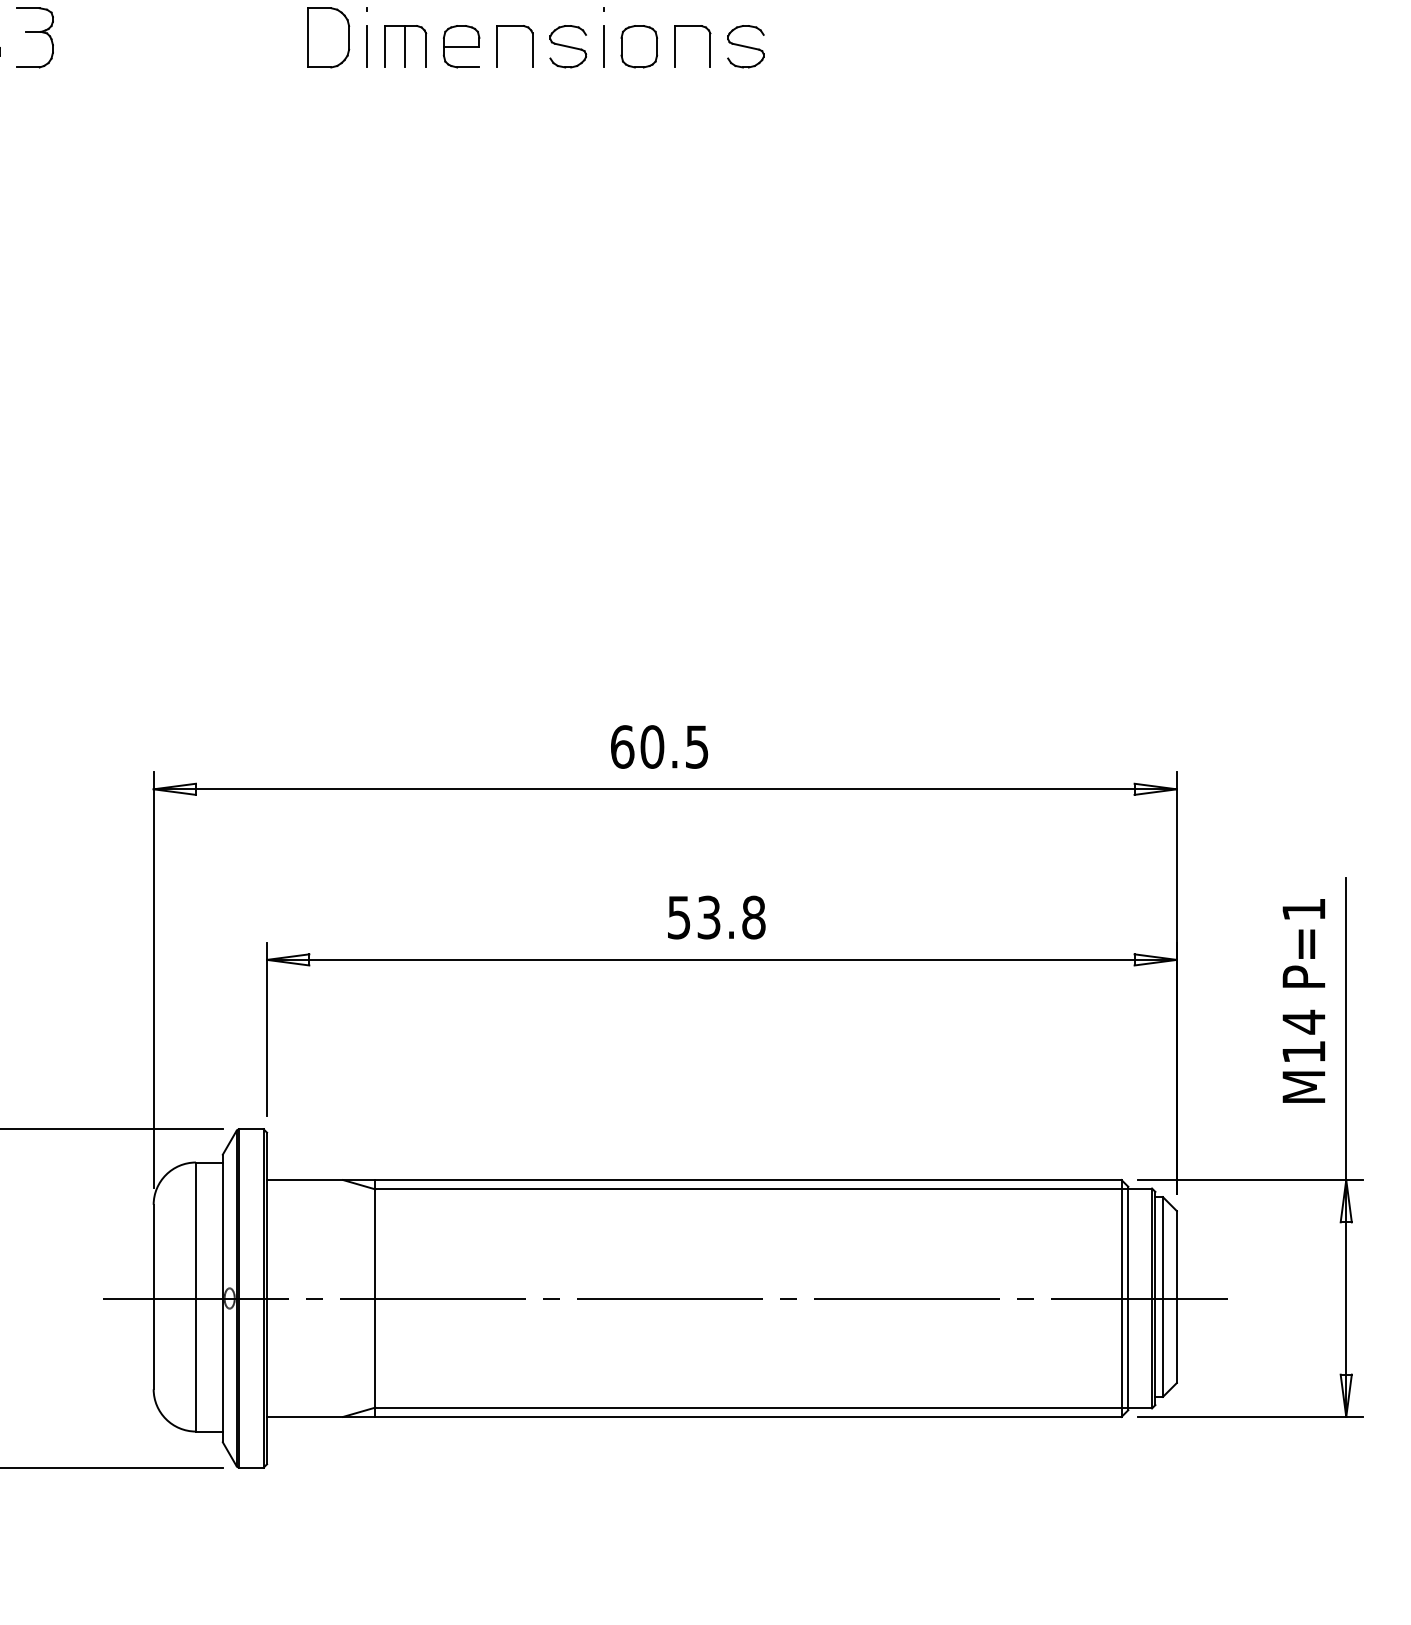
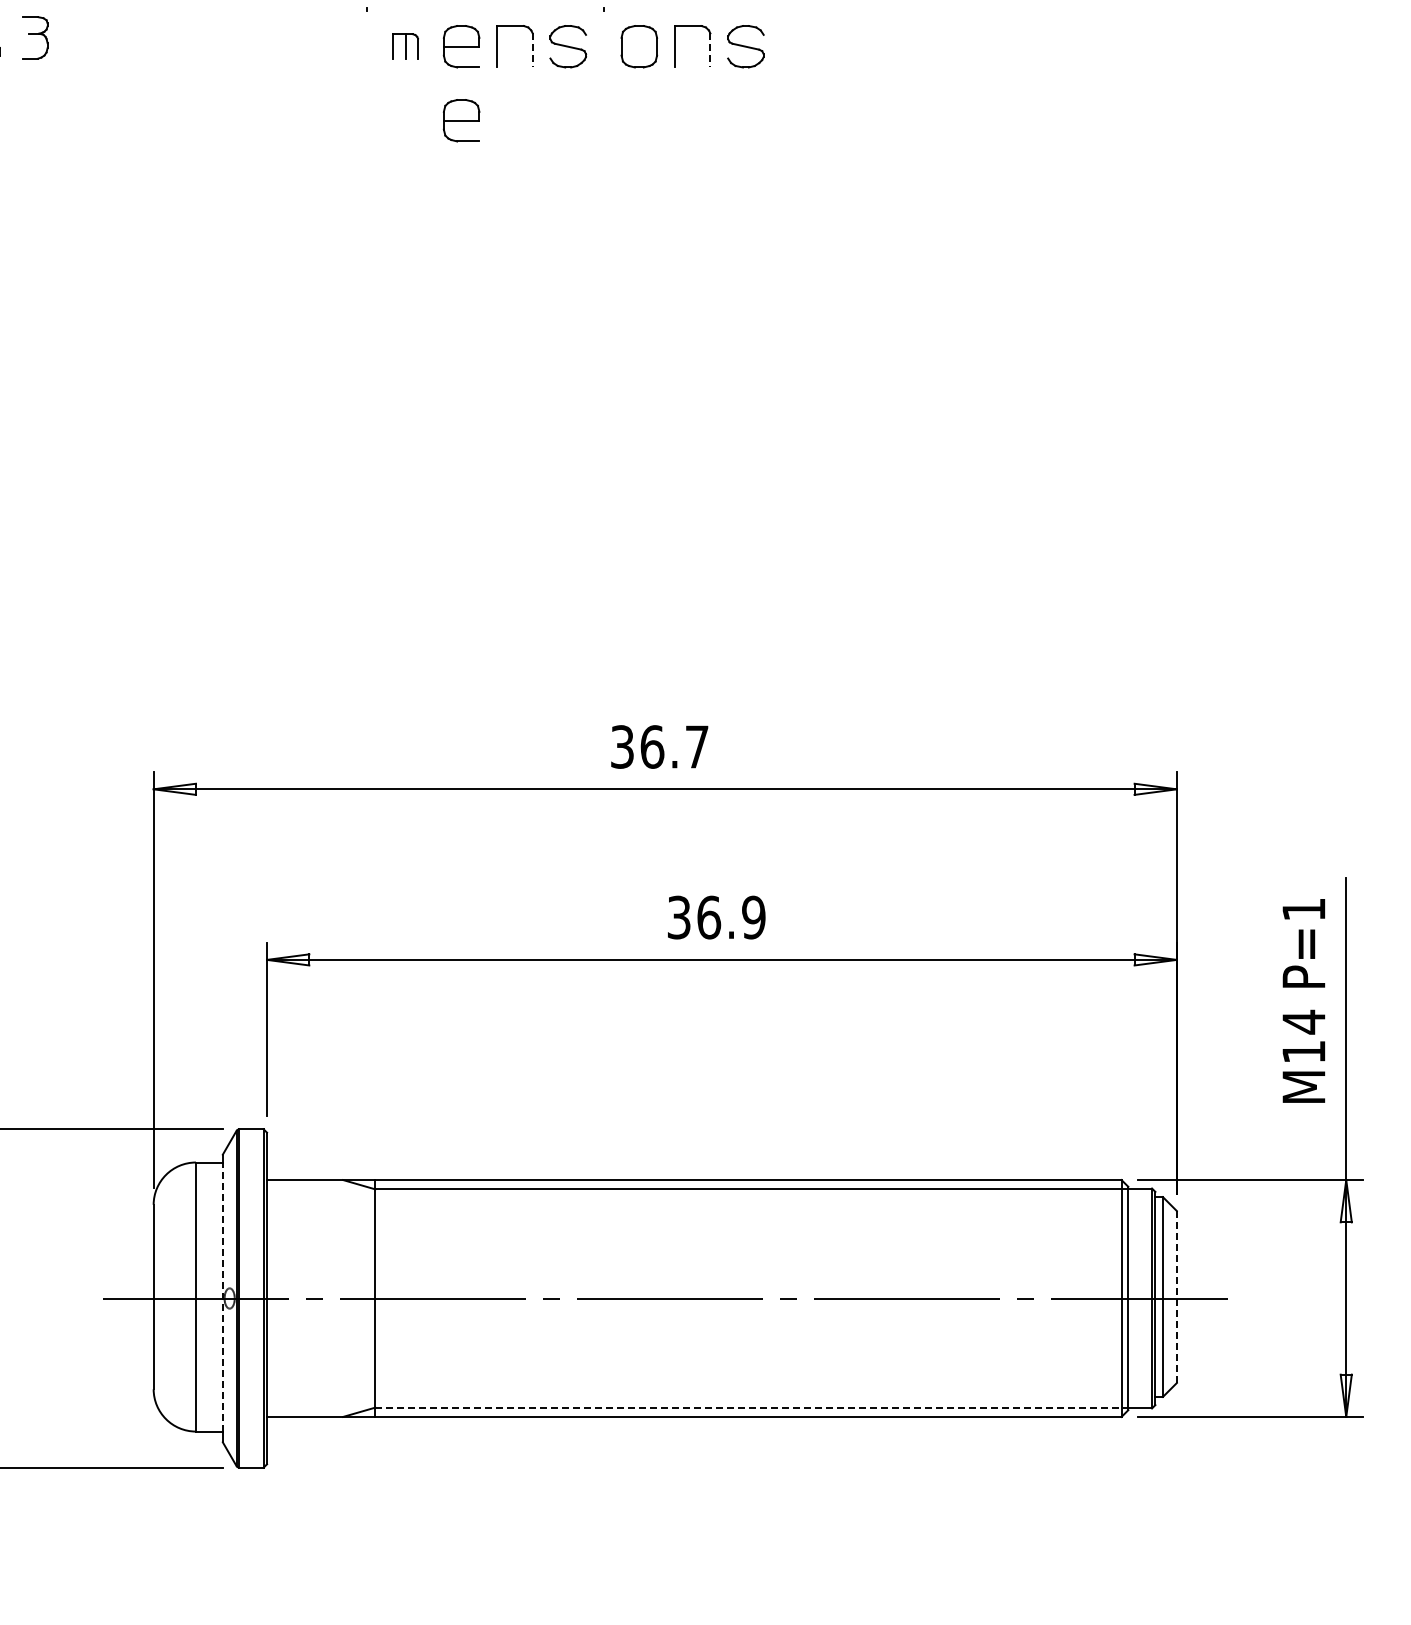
part size: 38x62 px -> 27x44 px (35, 37)
part: present -> none (328, 37)
line: present -> none (366, 46)
part size: 44x43 px -> 27x27 px (405, 46)
line: present -> none (603, 46)
line: solid -> dashed (532, 50)
line: solid -> dashed (710, 50)
part: none -> present (461, 120)
text: 60.5 -> 36.7 (659, 746)
text: 53.8 -> 36.9 (716, 917)
line: solid -> dashed (222, 1297)
line: solid -> dashed (1176, 1297)
line: solid -> dashed (751, 1407)
